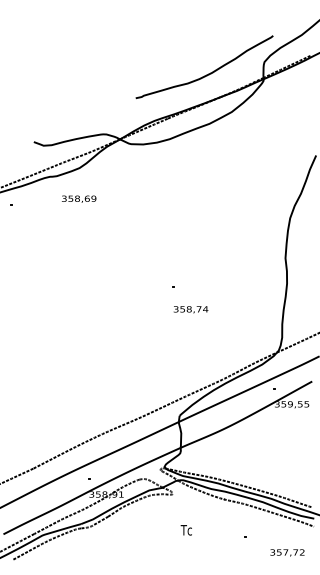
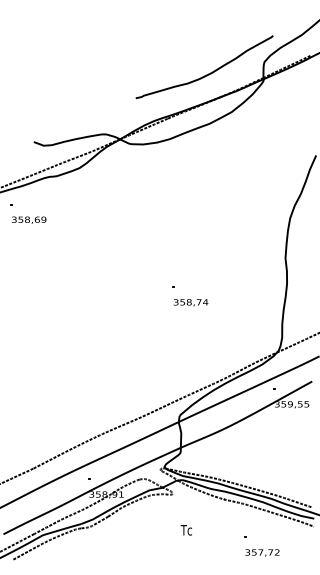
text position: (79, 198) -> (29, 219) (29, 219)
text position: (190, 309) -> (190, 302) (190, 302)
text position: (287, 552) -> (262, 552) (262, 552)
